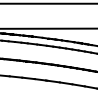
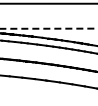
line: solid -> dashed (48, 28)
